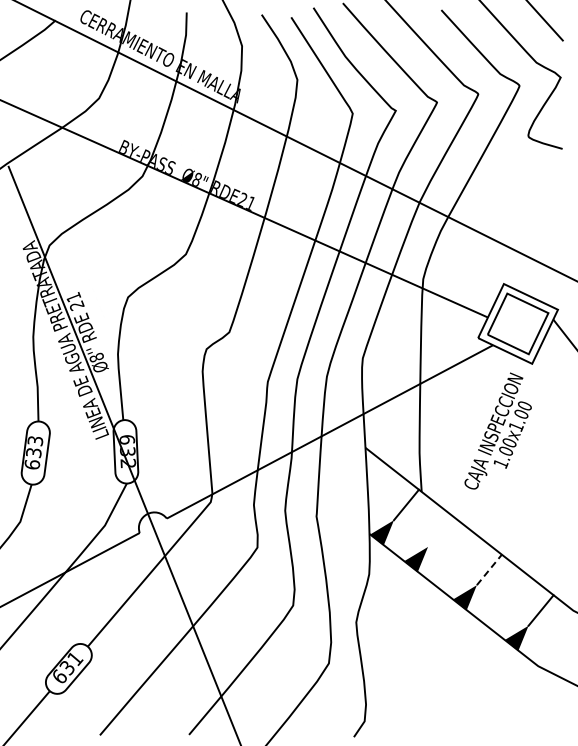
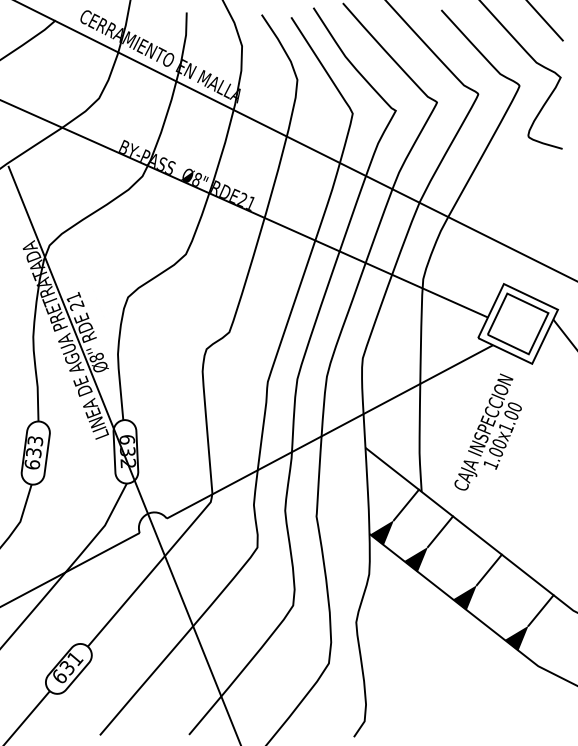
text position: (497, 430) -> (487, 431) (487, 431)
line: none -> present (440, 531)
line: dashed -> solid (489, 569)
